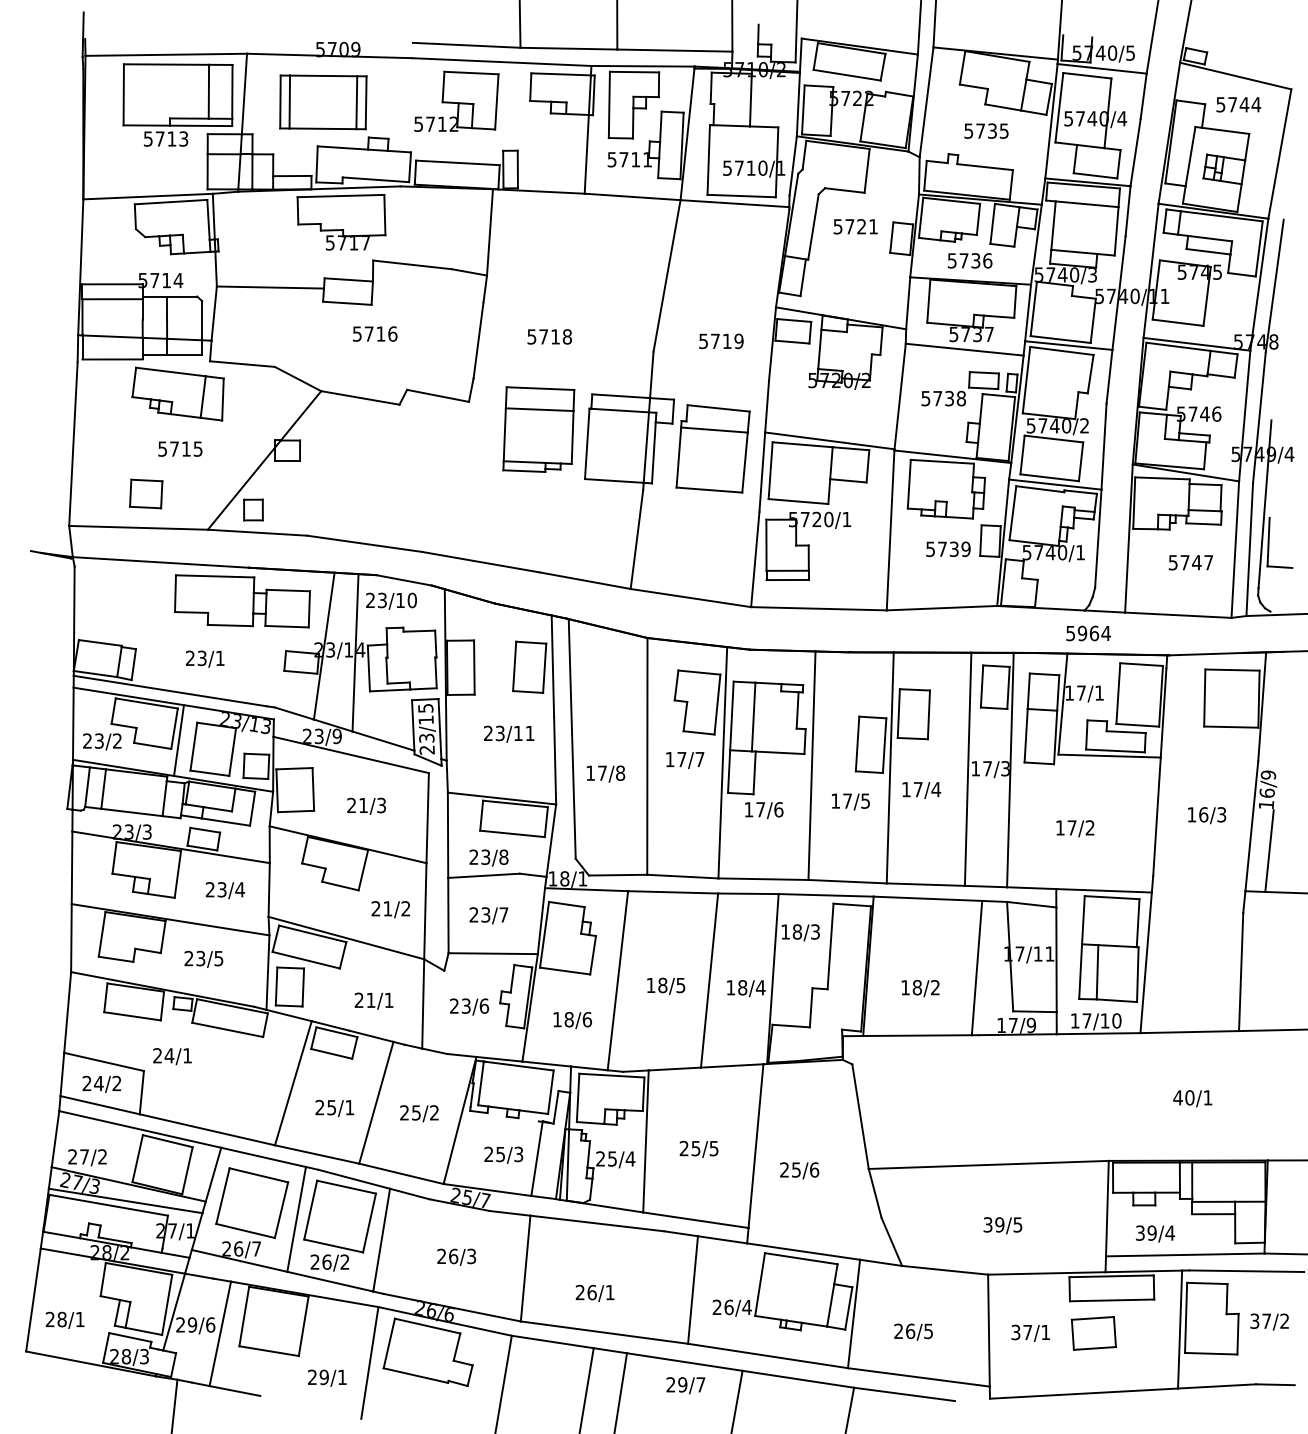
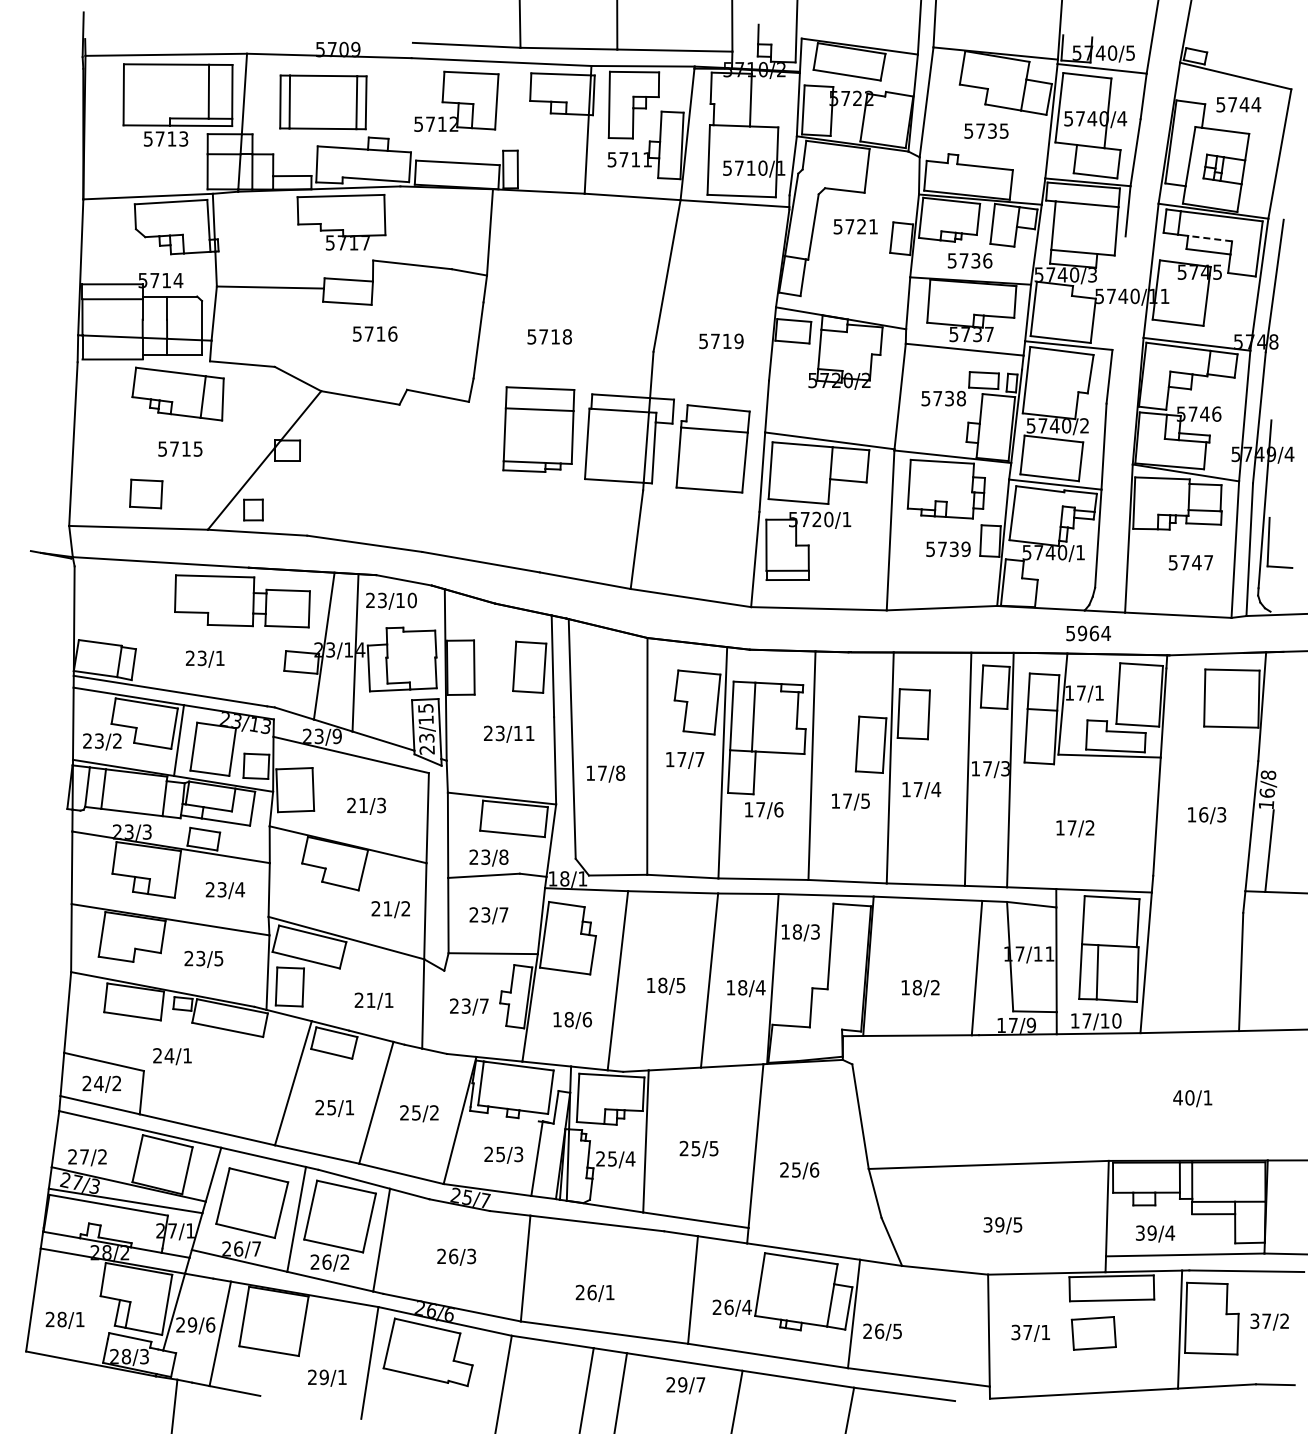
line: solid -> dashed (1209, 238)
line: present -> none (1118, 292)
text: 16/9 -> 16/8 (1268, 774)
text: 23/6 -> 23/7 (484, 1005)
text position: (913, 1331) -> (882, 1331) (882, 1331)
